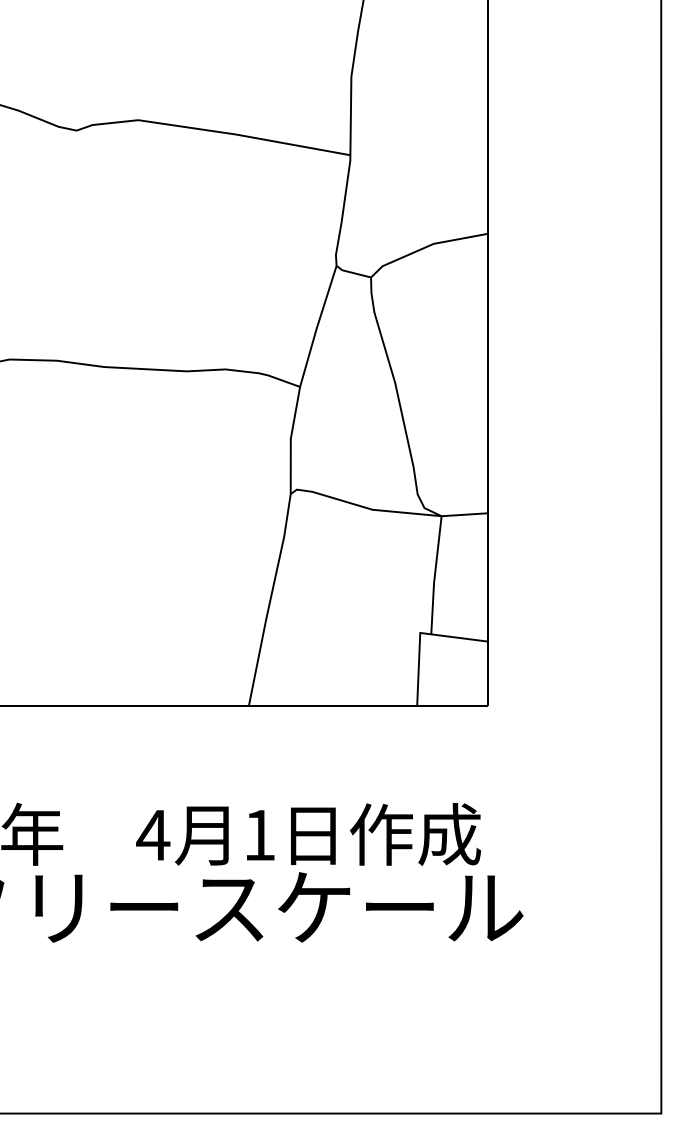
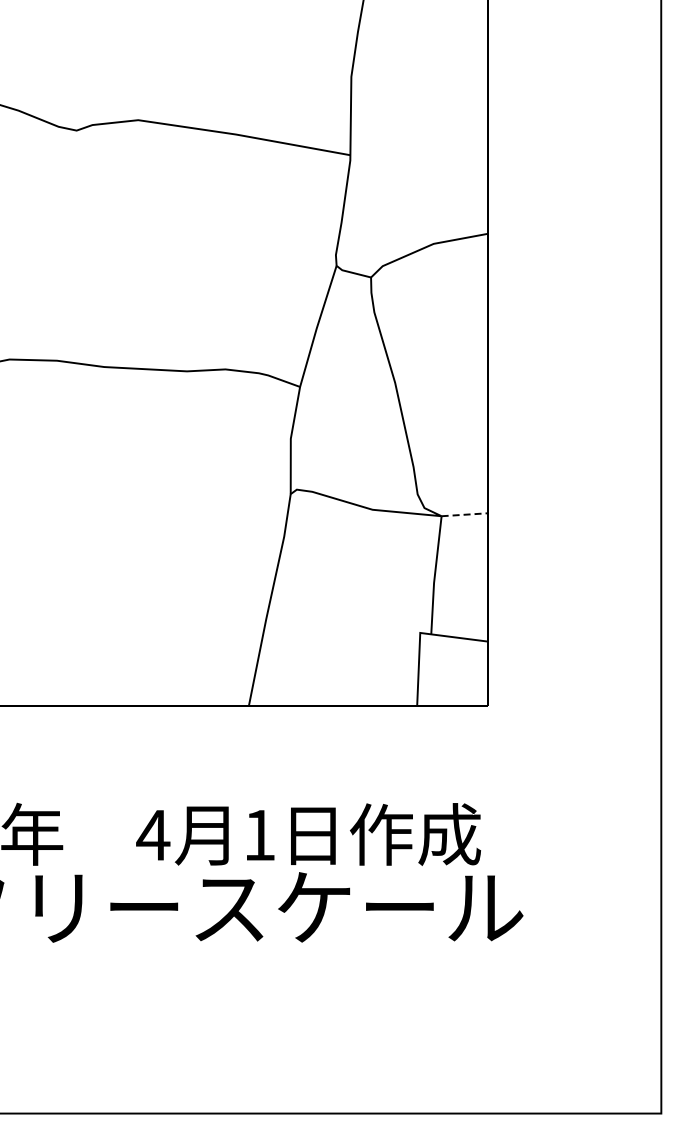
line: solid -> dashed (465, 514)
